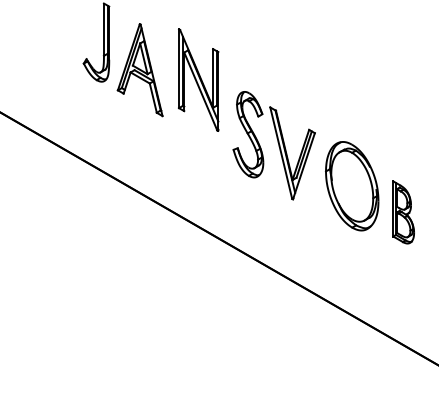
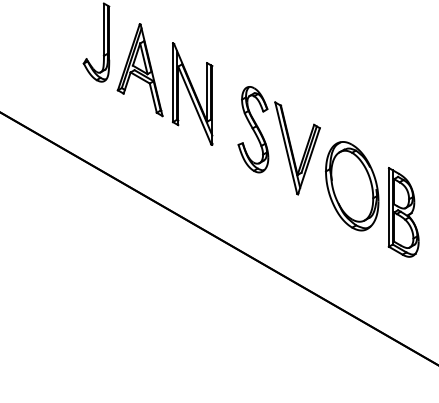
part position: (198, 79) -> (192, 93) (192, 93)
part position: (273, 145) -> (278, 140) (278, 140)
part size: 23x65 px -> 33x91 px (403, 212)
